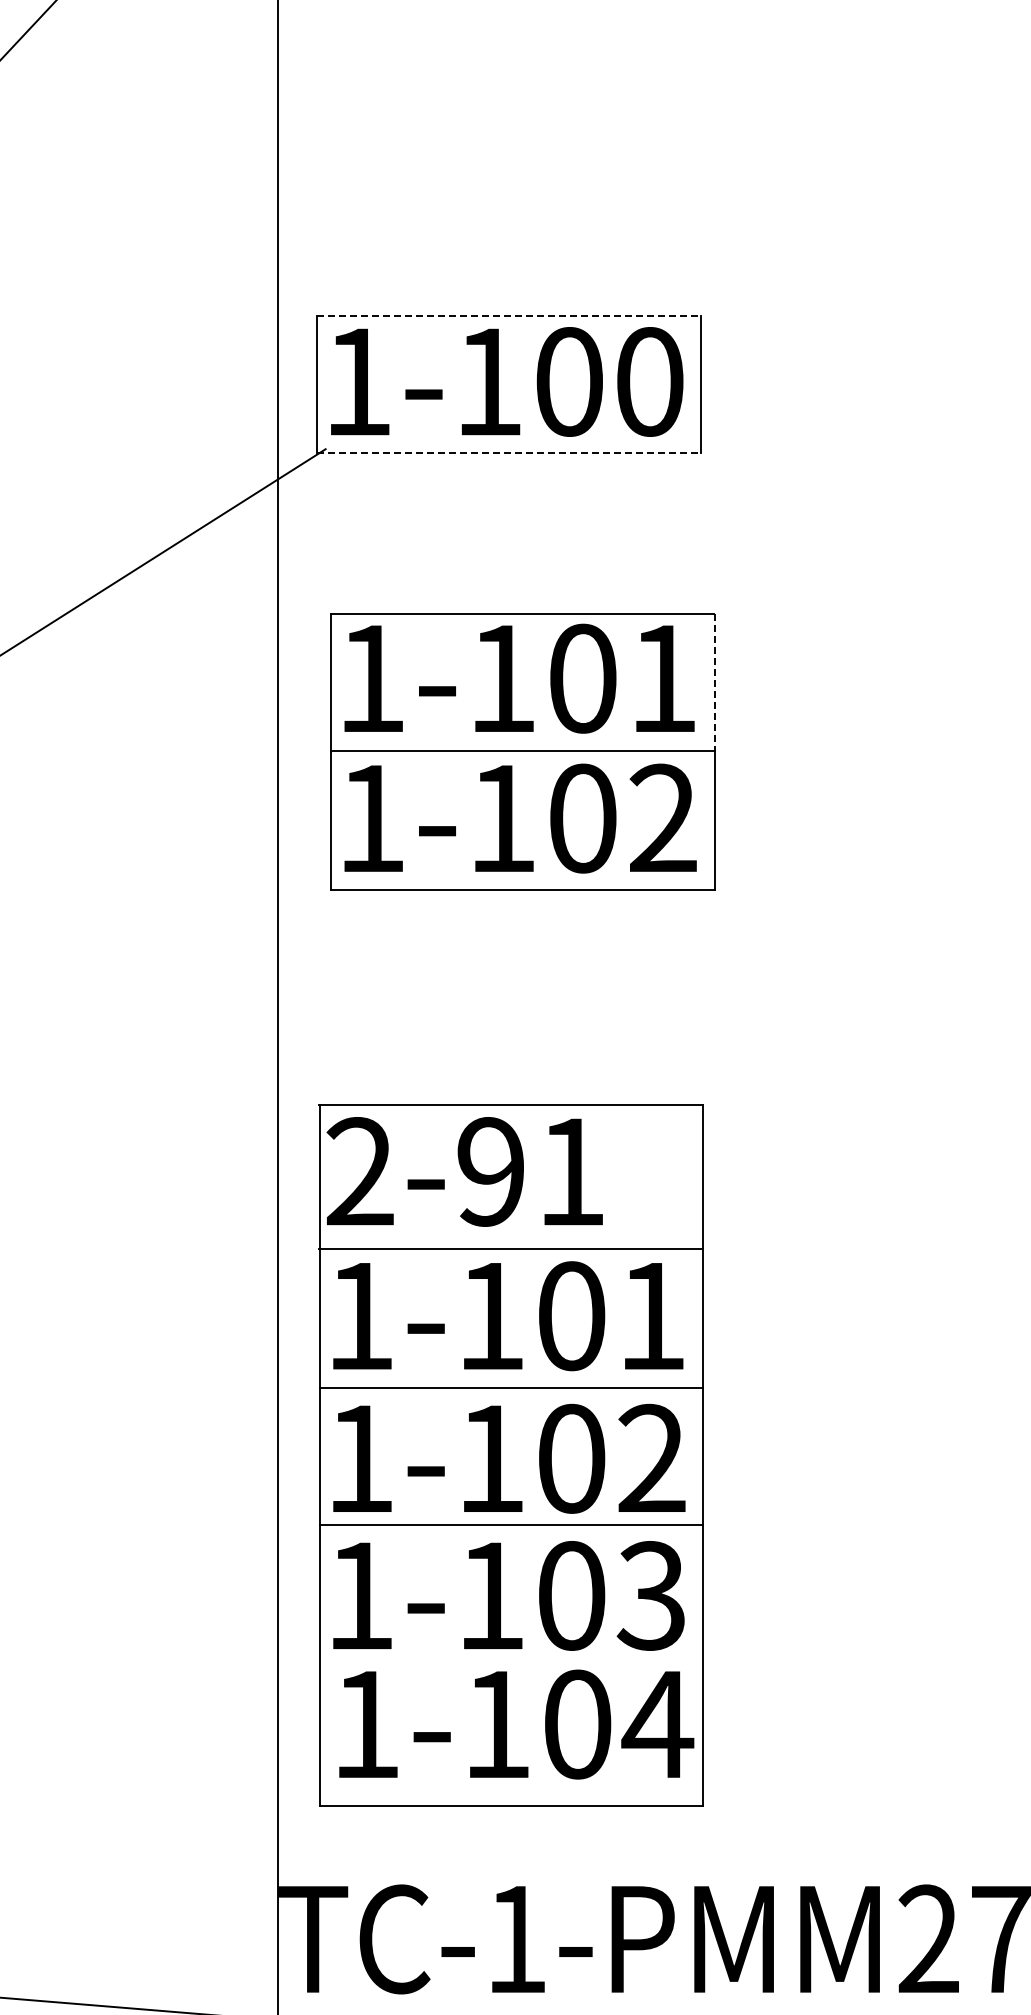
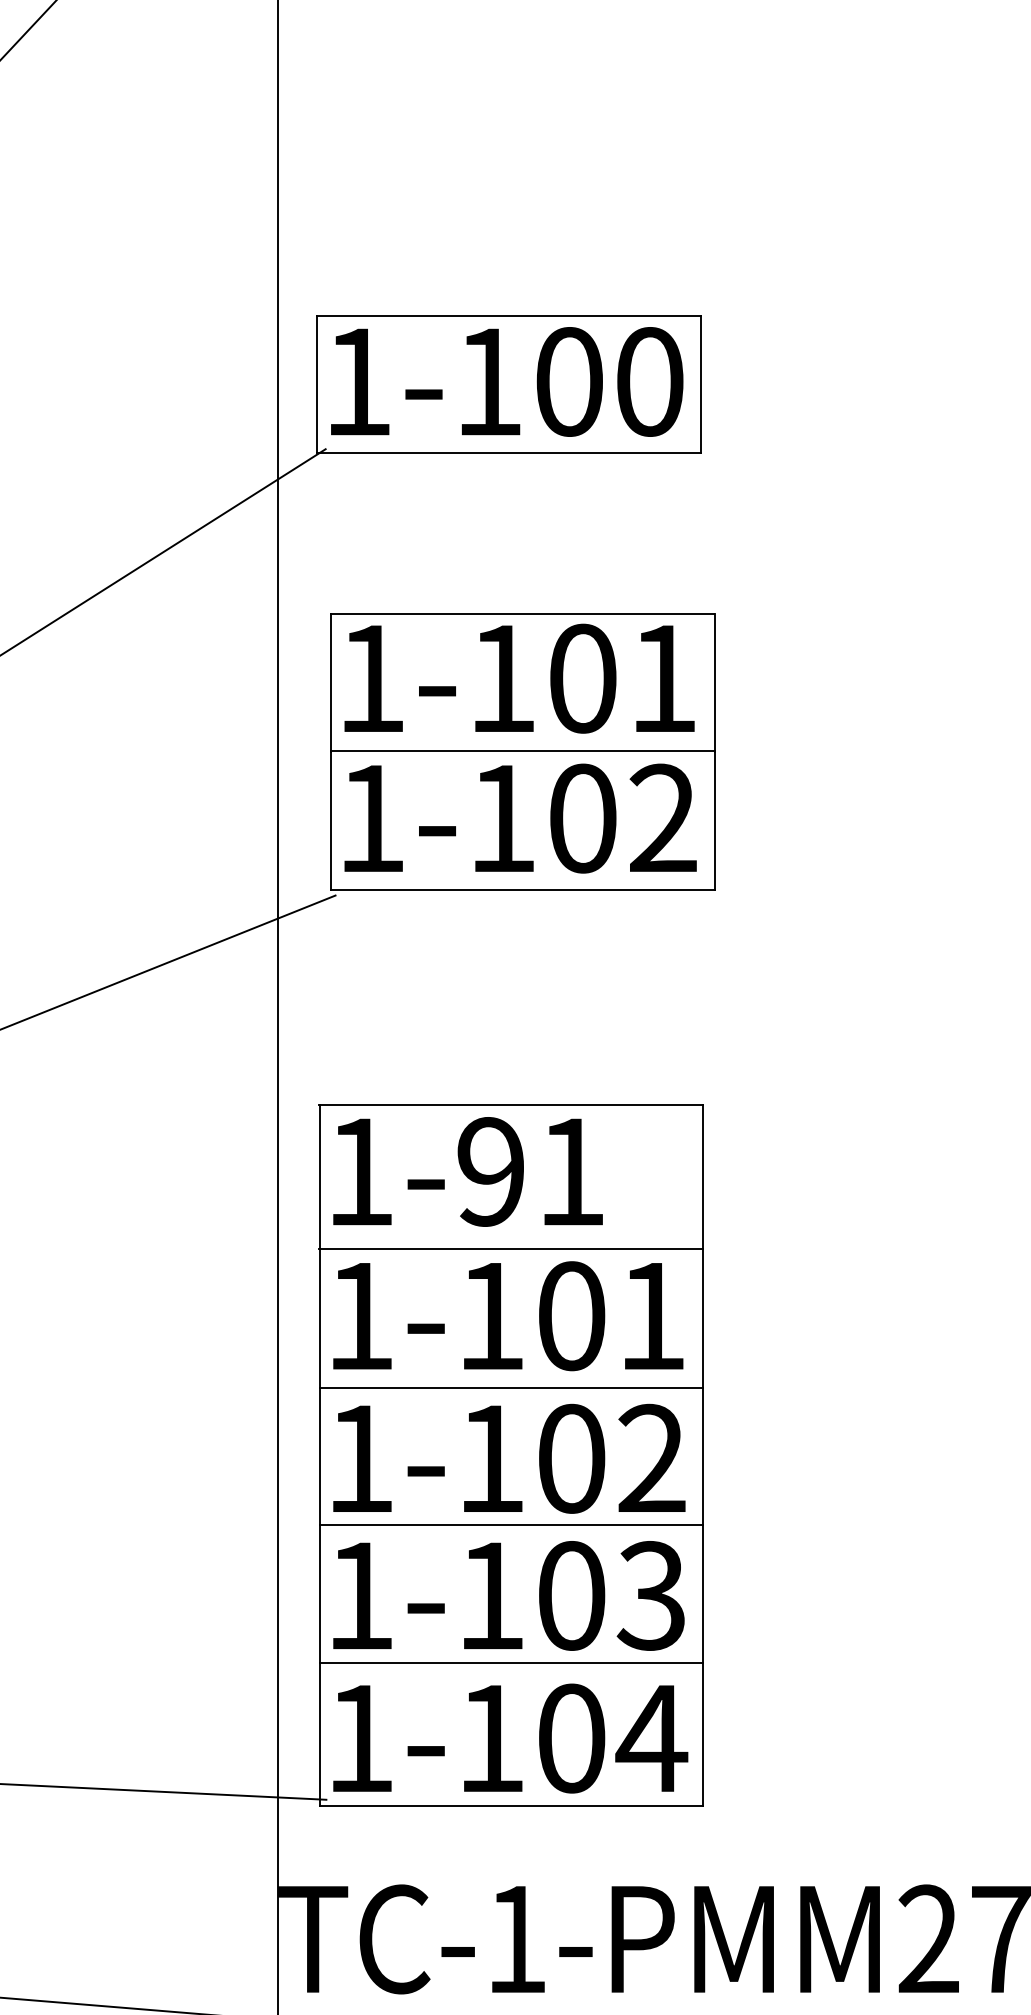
line: dashed -> solid (509, 315)
line: dashed -> solid (509, 453)
line: dashed -> solid (714, 683)
line: none -> present (168, 962)
text: 2-91 -> 1-91 (359, 1171)
line: none -> present (511, 1663)
text position: (516, 1724) -> (510, 1738) (510, 1738)
line: none -> present (164, 1791)
